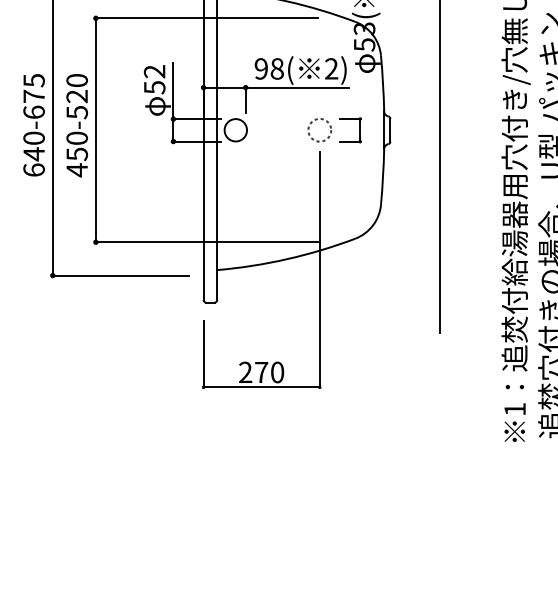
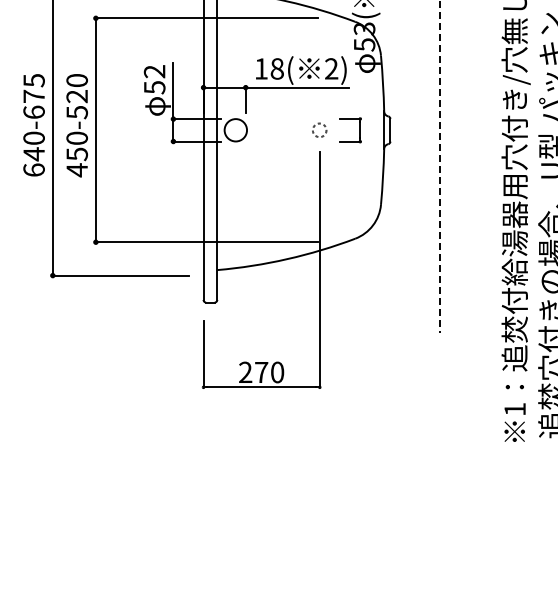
text: 98( -> 18( (260, 68)
circle size: 25x25 px -> 16x16 px (319, 129)
line: solid -> dashed (440, 167)
